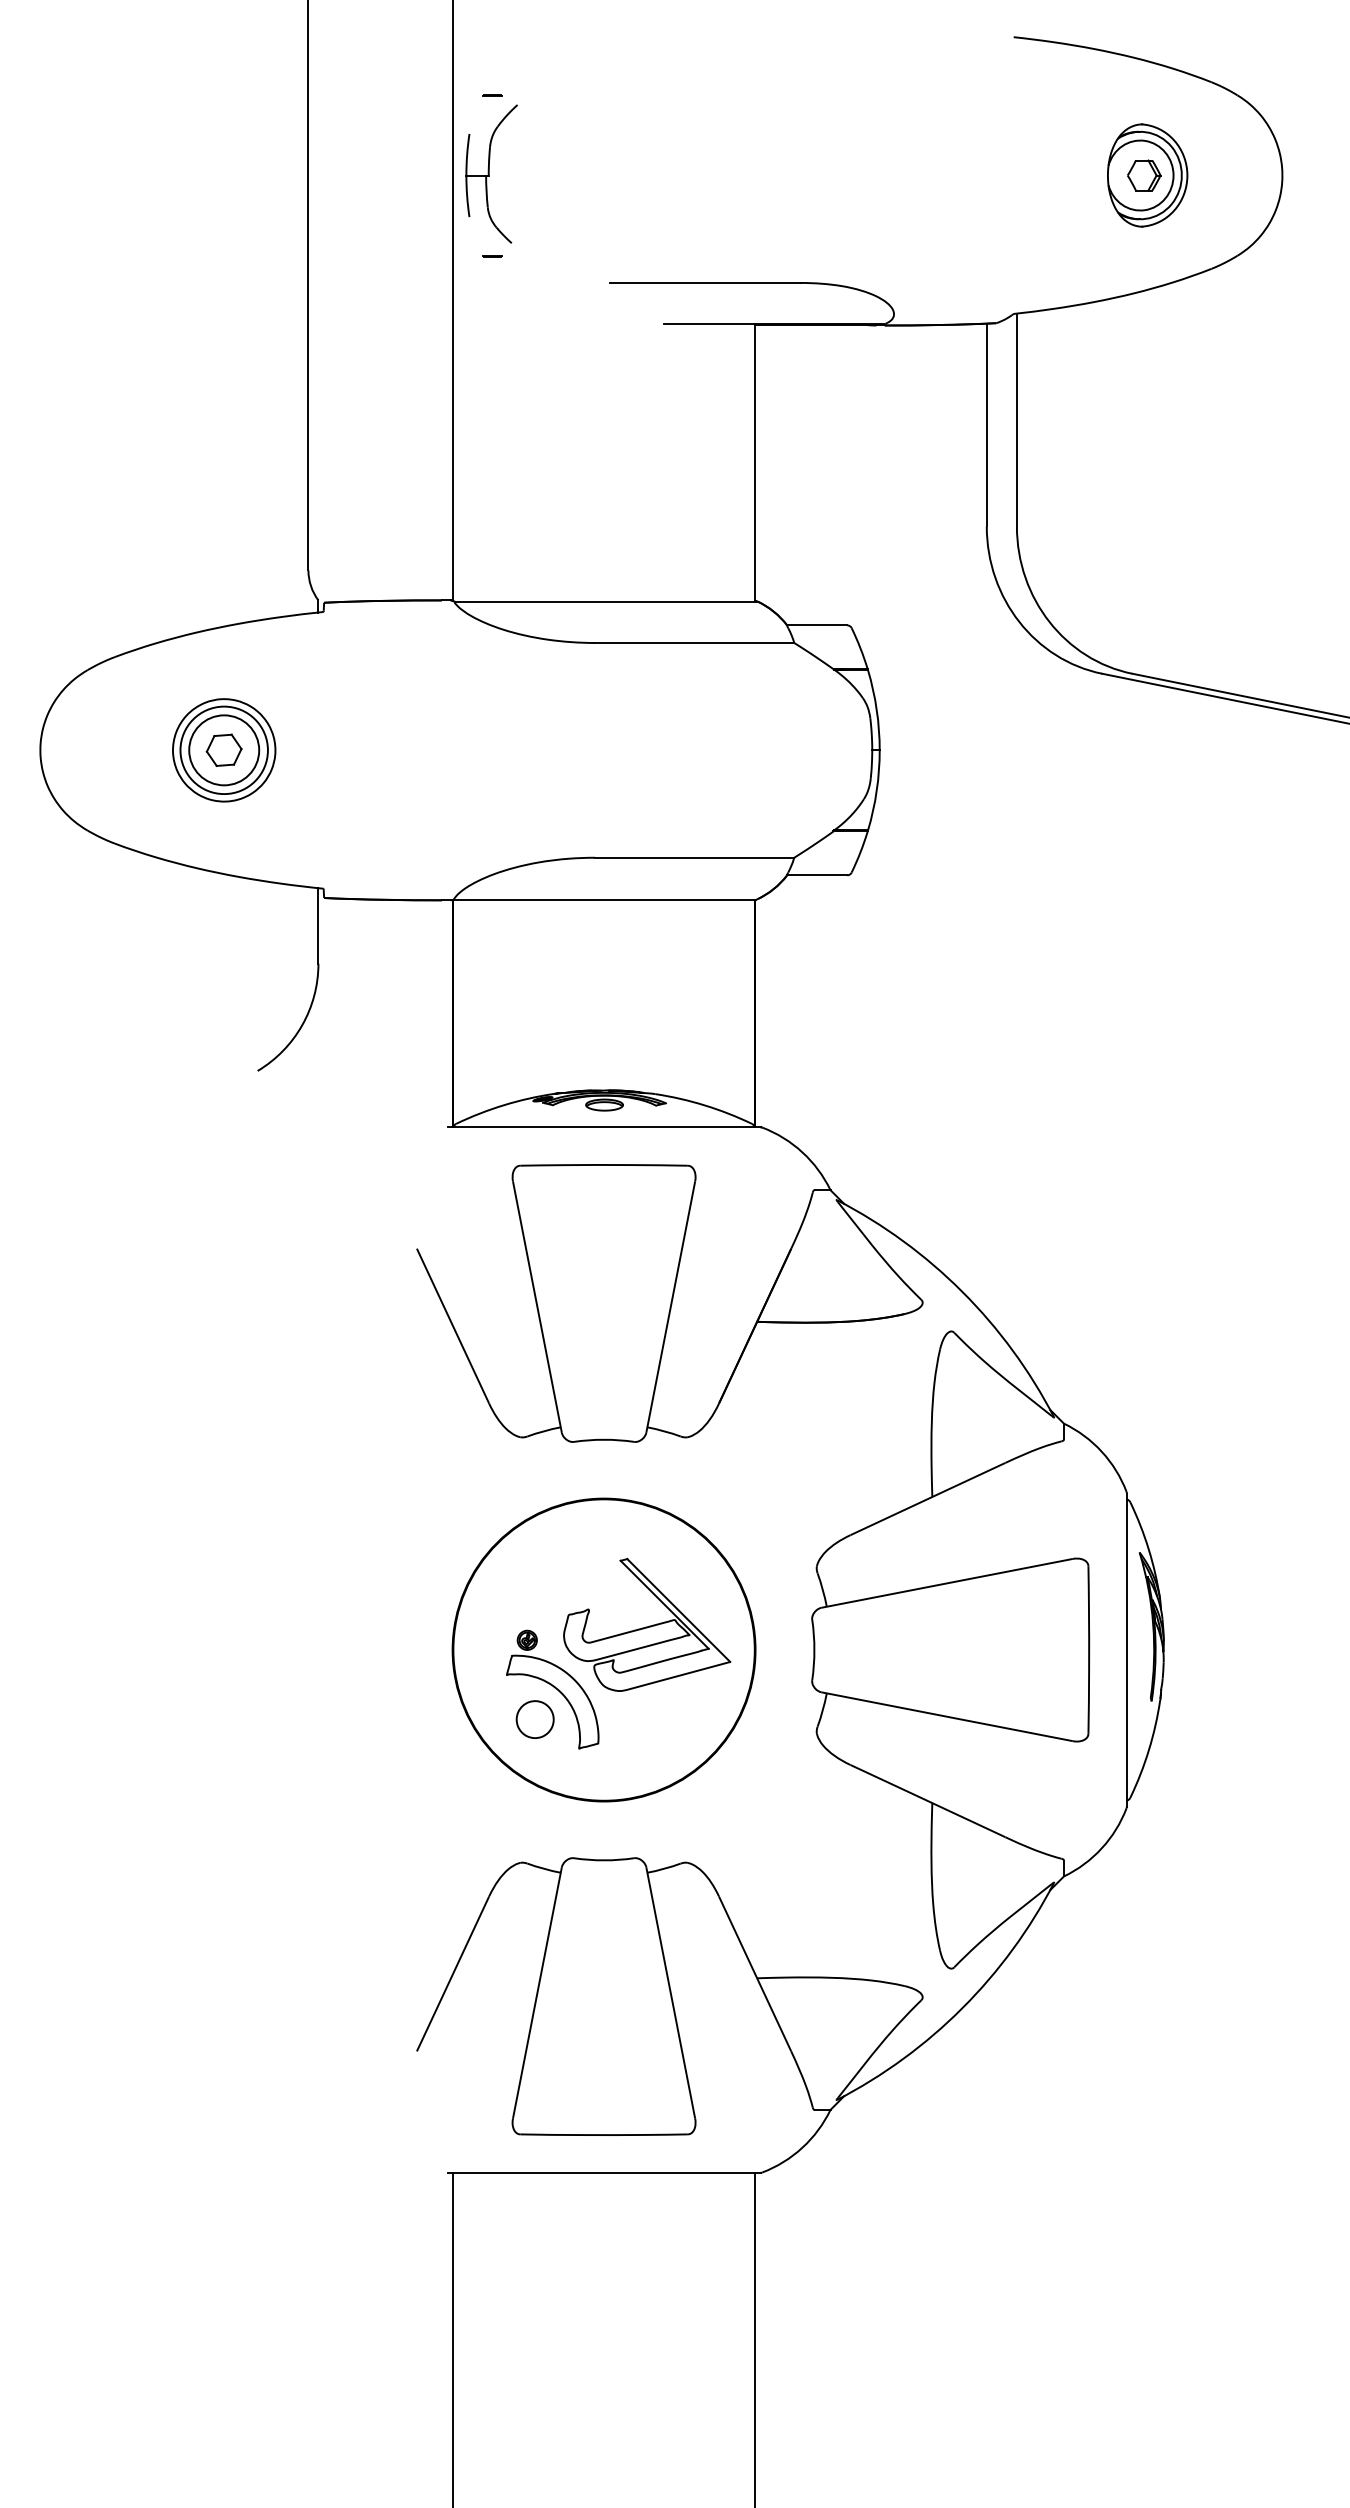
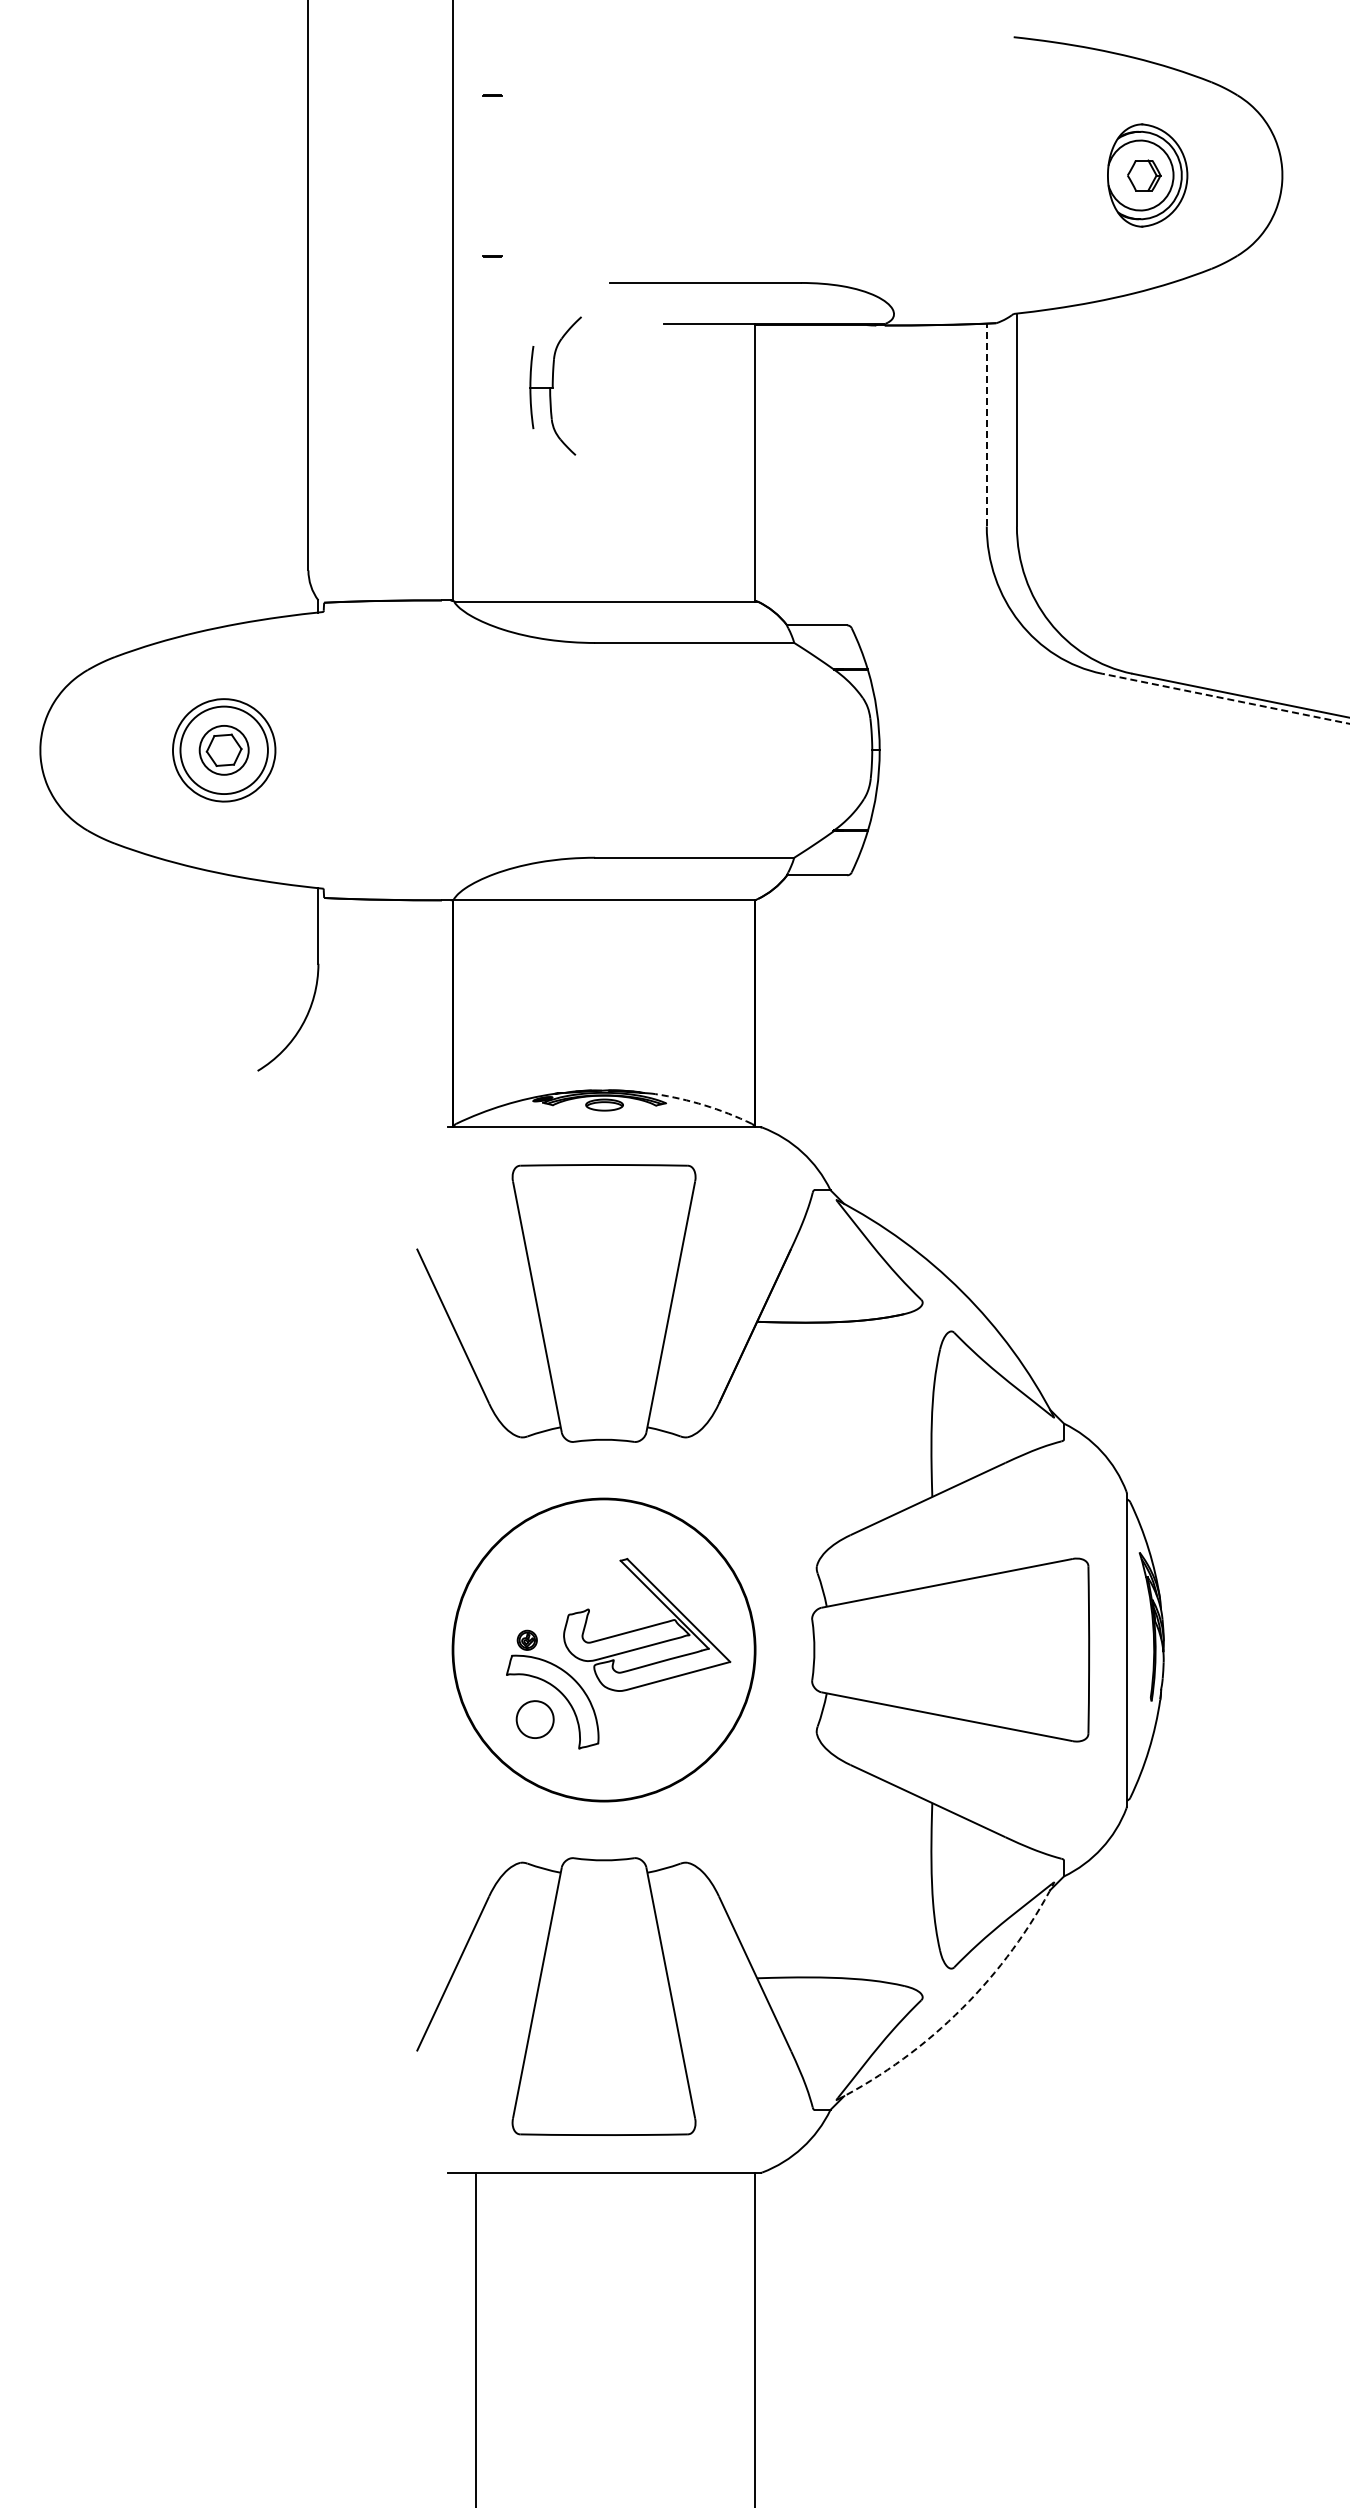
part position: (491, 173) -> (555, 385) (555, 385)
line: solid -> dashed (986, 424)
line: solid -> dashed (1225, 698)
circle diameter: 70 px -> 49 px (223, 749)
arc: solid -> dashed (704, 1105)
arc: solid -> dashed (962, 2008)
line position: (453, 2338) -> (476, 2338) (476, 2338)
